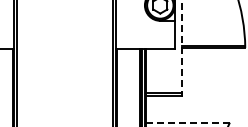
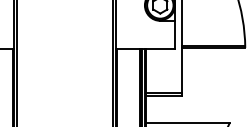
line: dashed -> solid (182, 47)
line: dashed -> solid (187, 122)
